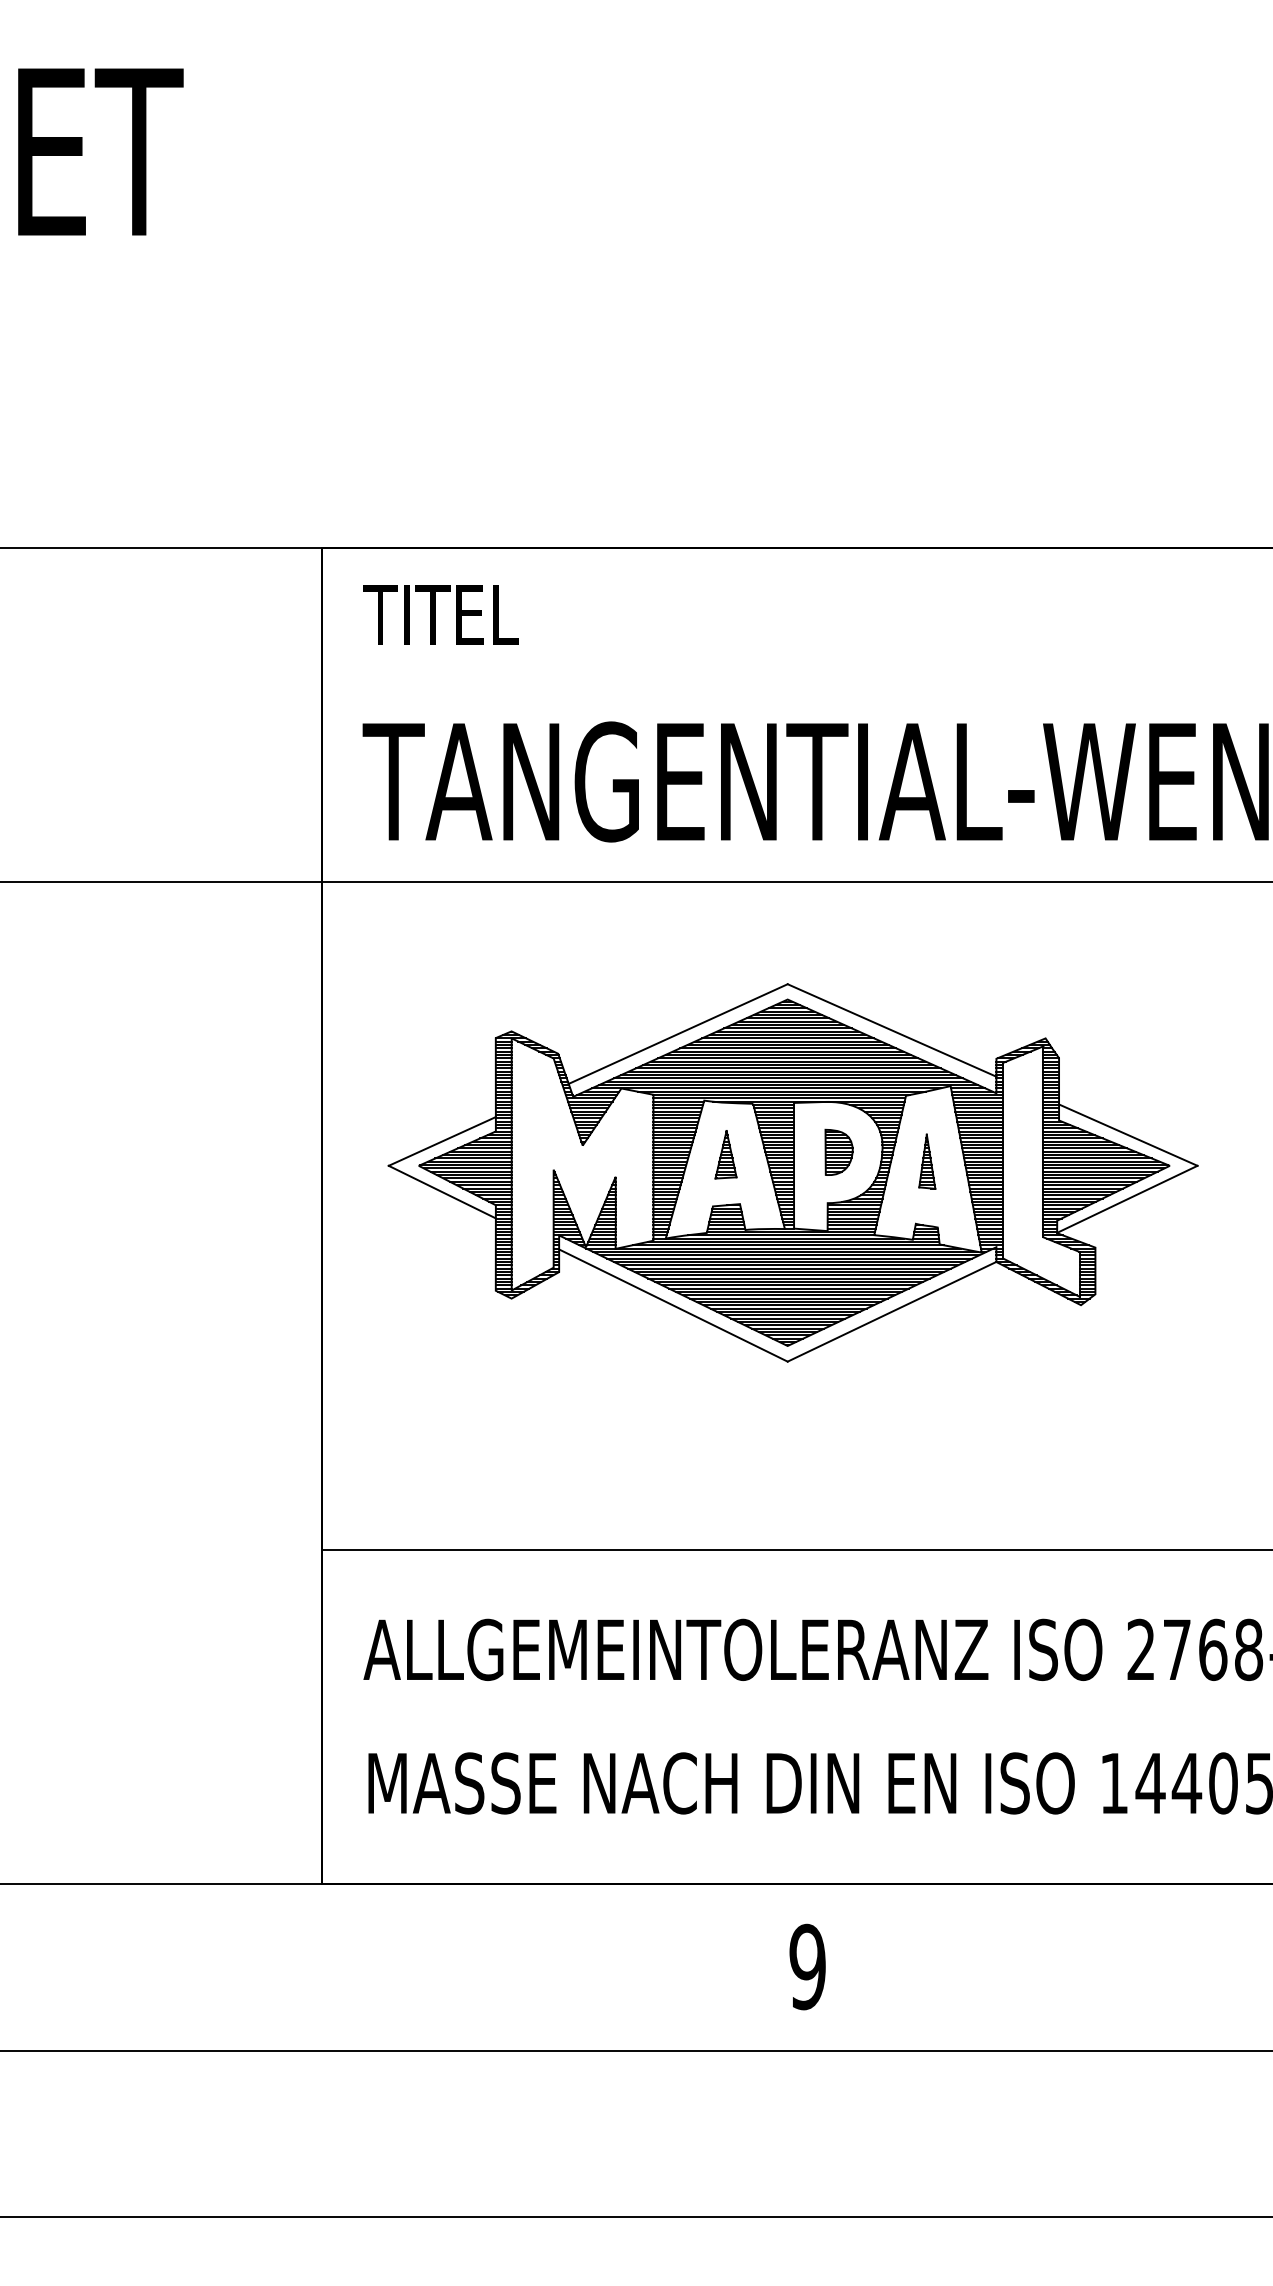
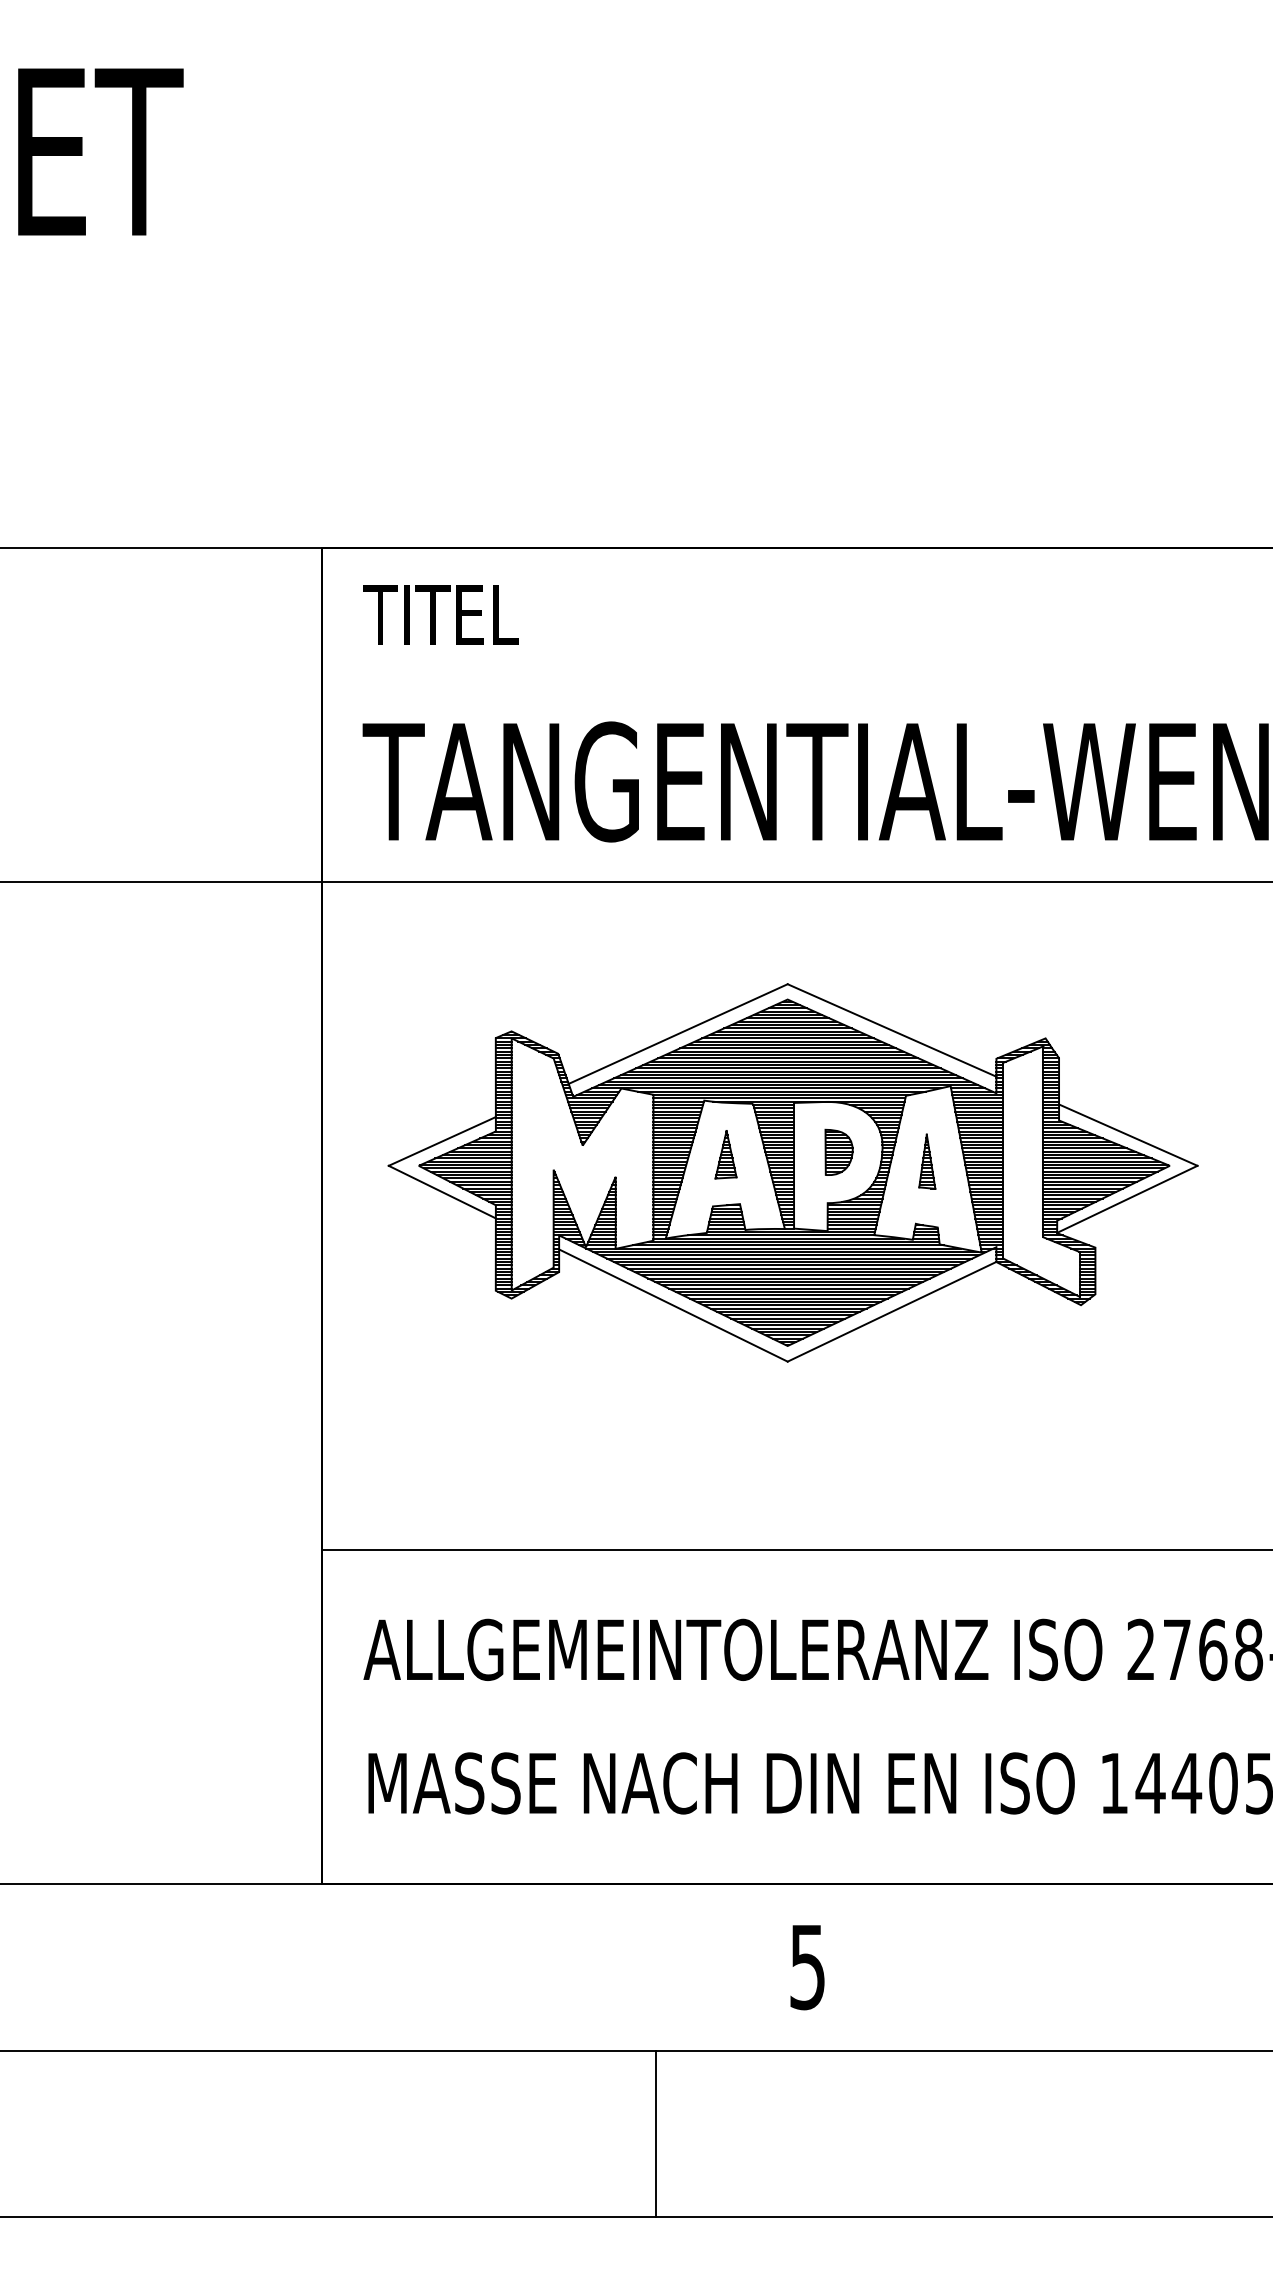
text: 9 -> 5 (807, 1966)
line: none -> present (655, 2133)
